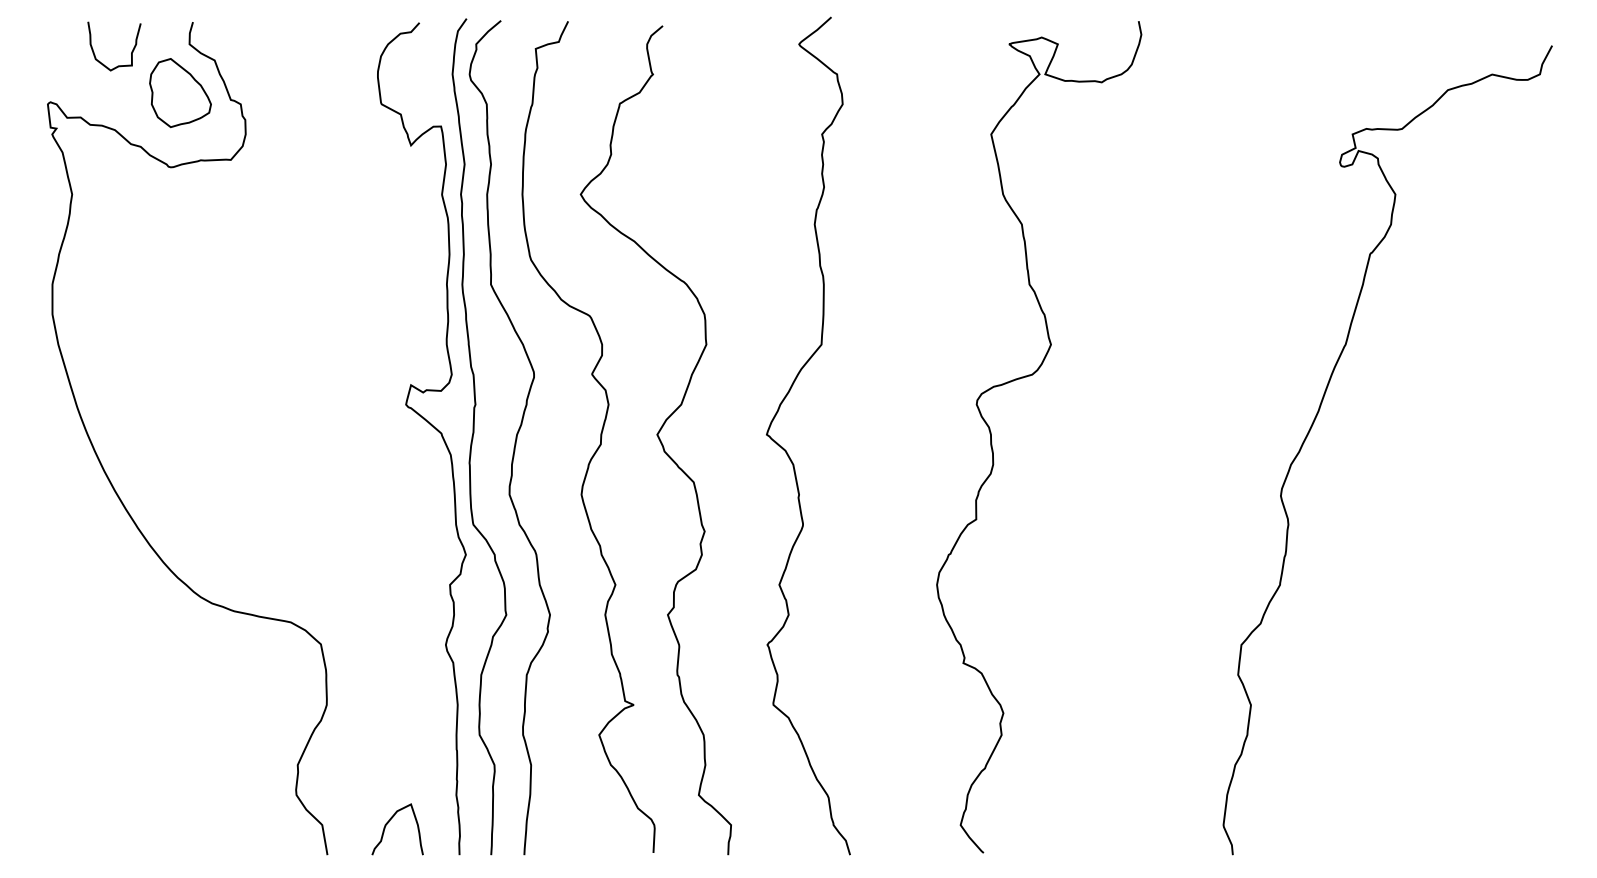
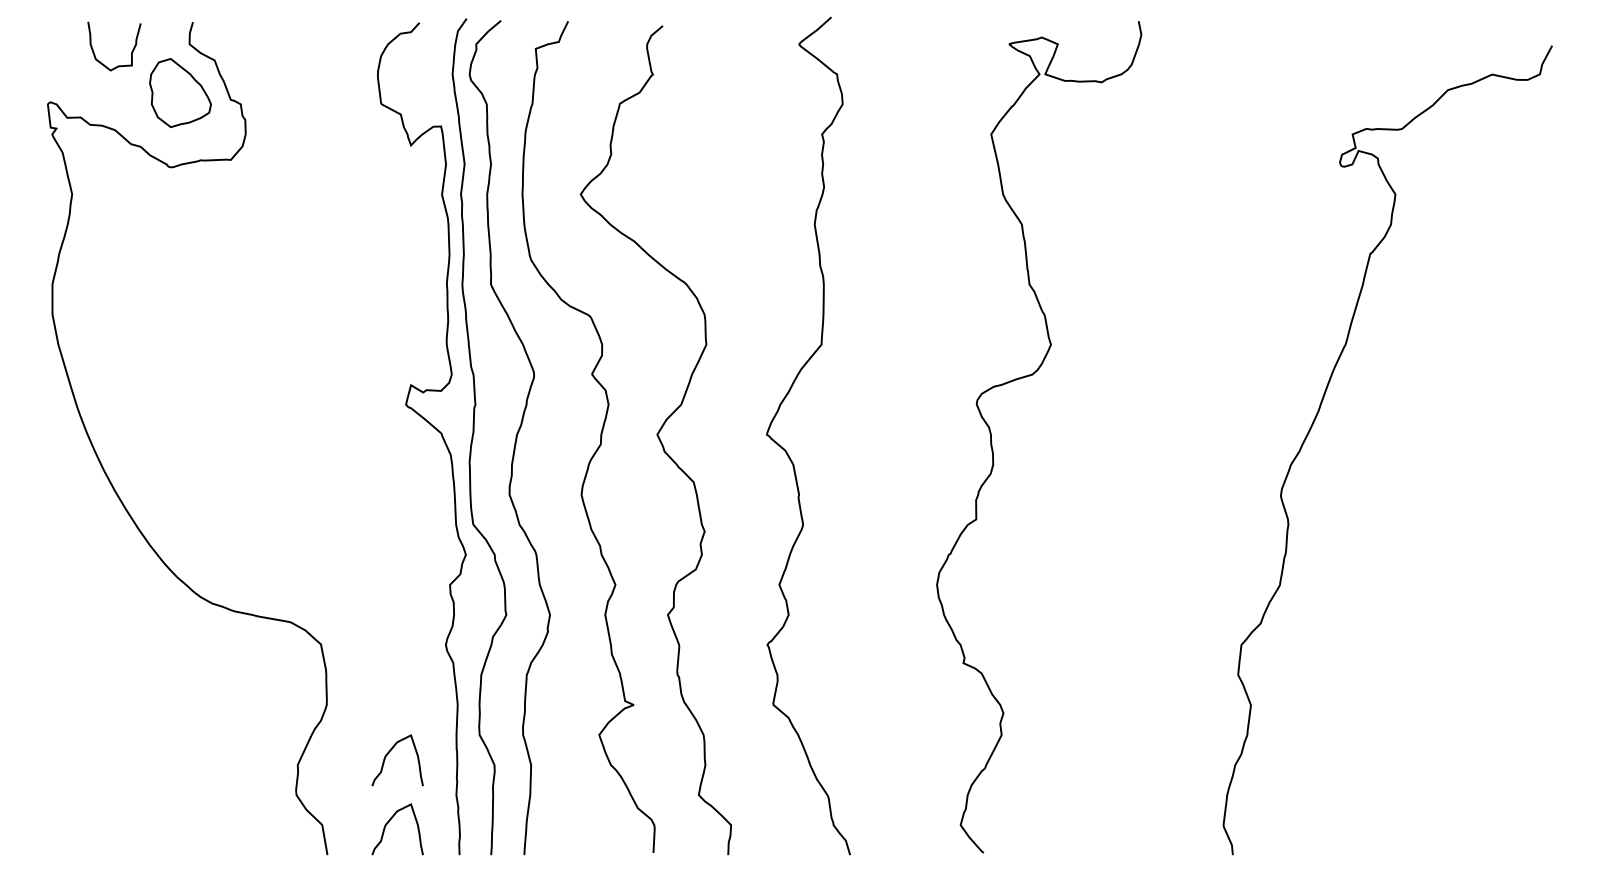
curve: none -> present (389, 753)
